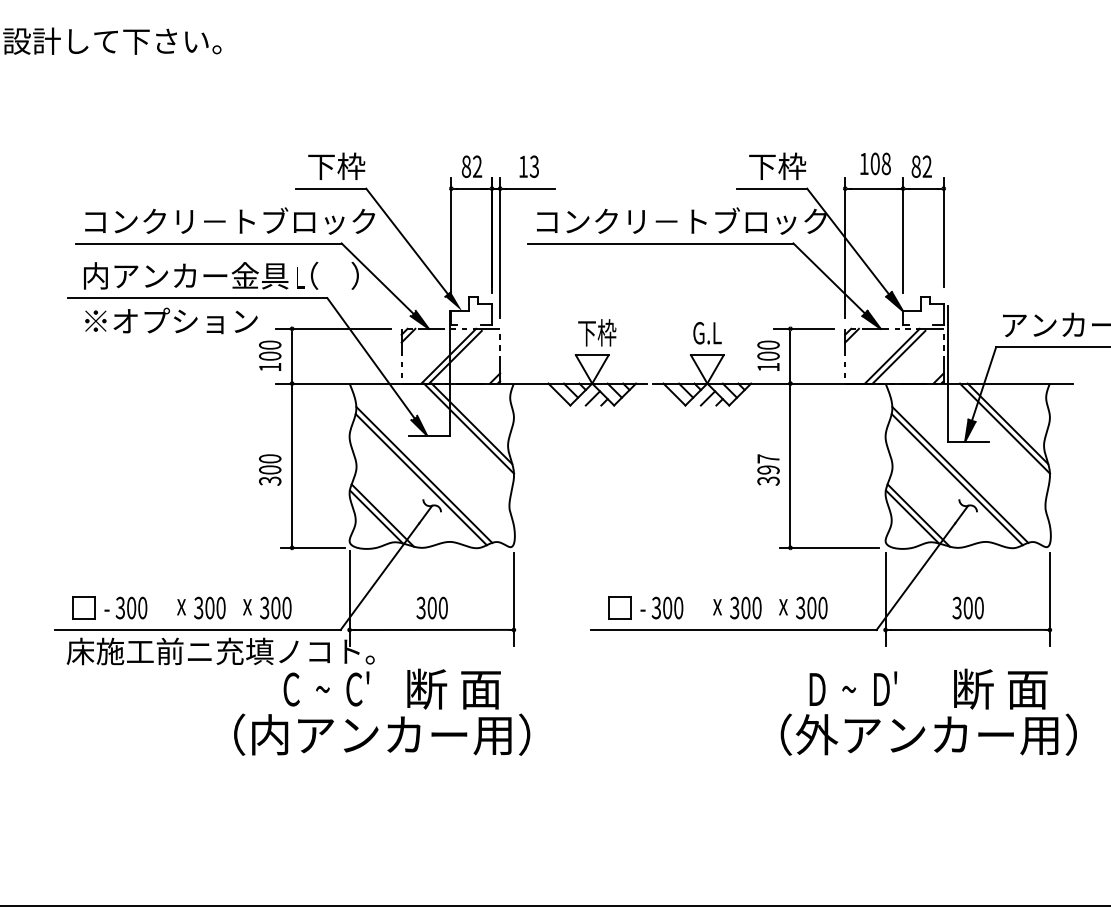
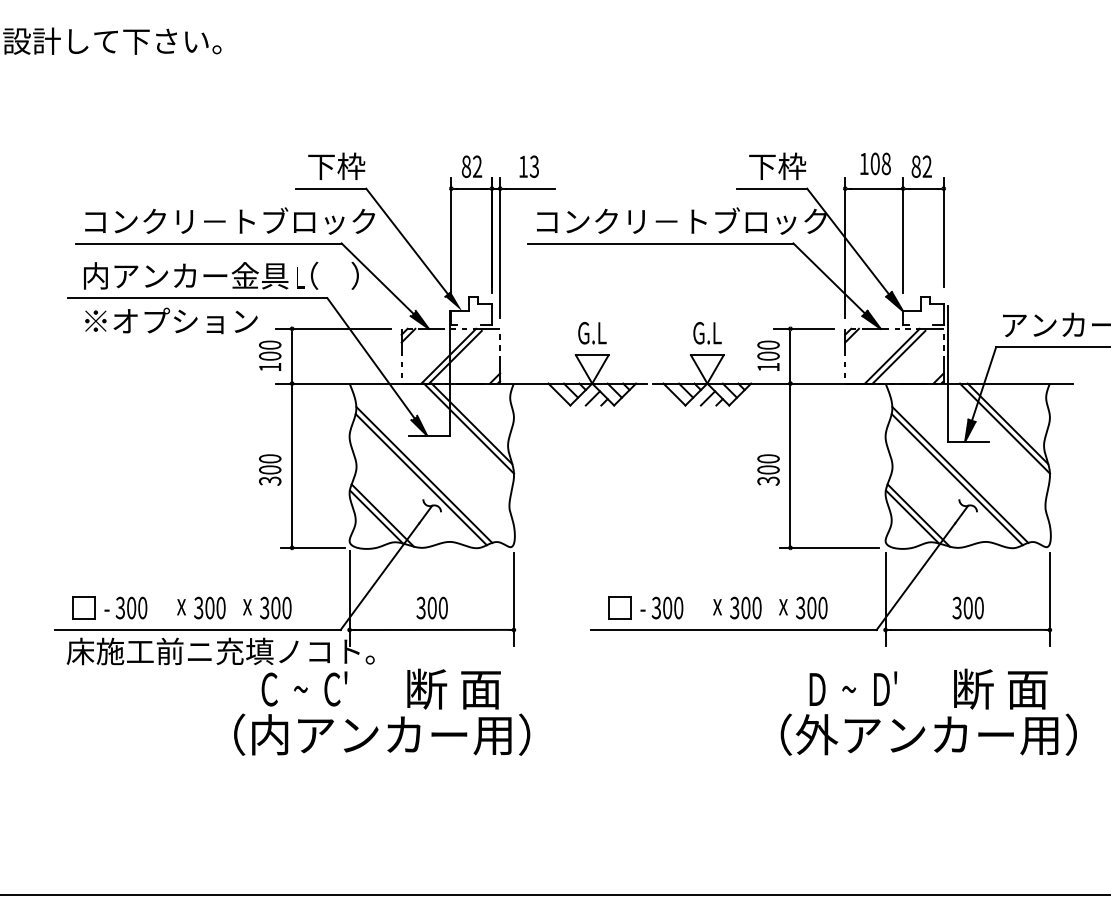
text: 下枠 -> G.L (597, 332)
text: 397 -> 300 (768, 464)
text position: (326, 688) -> (304, 688) (304, 688)
line position: (554, 905) -> (554, 894) (554, 894)
